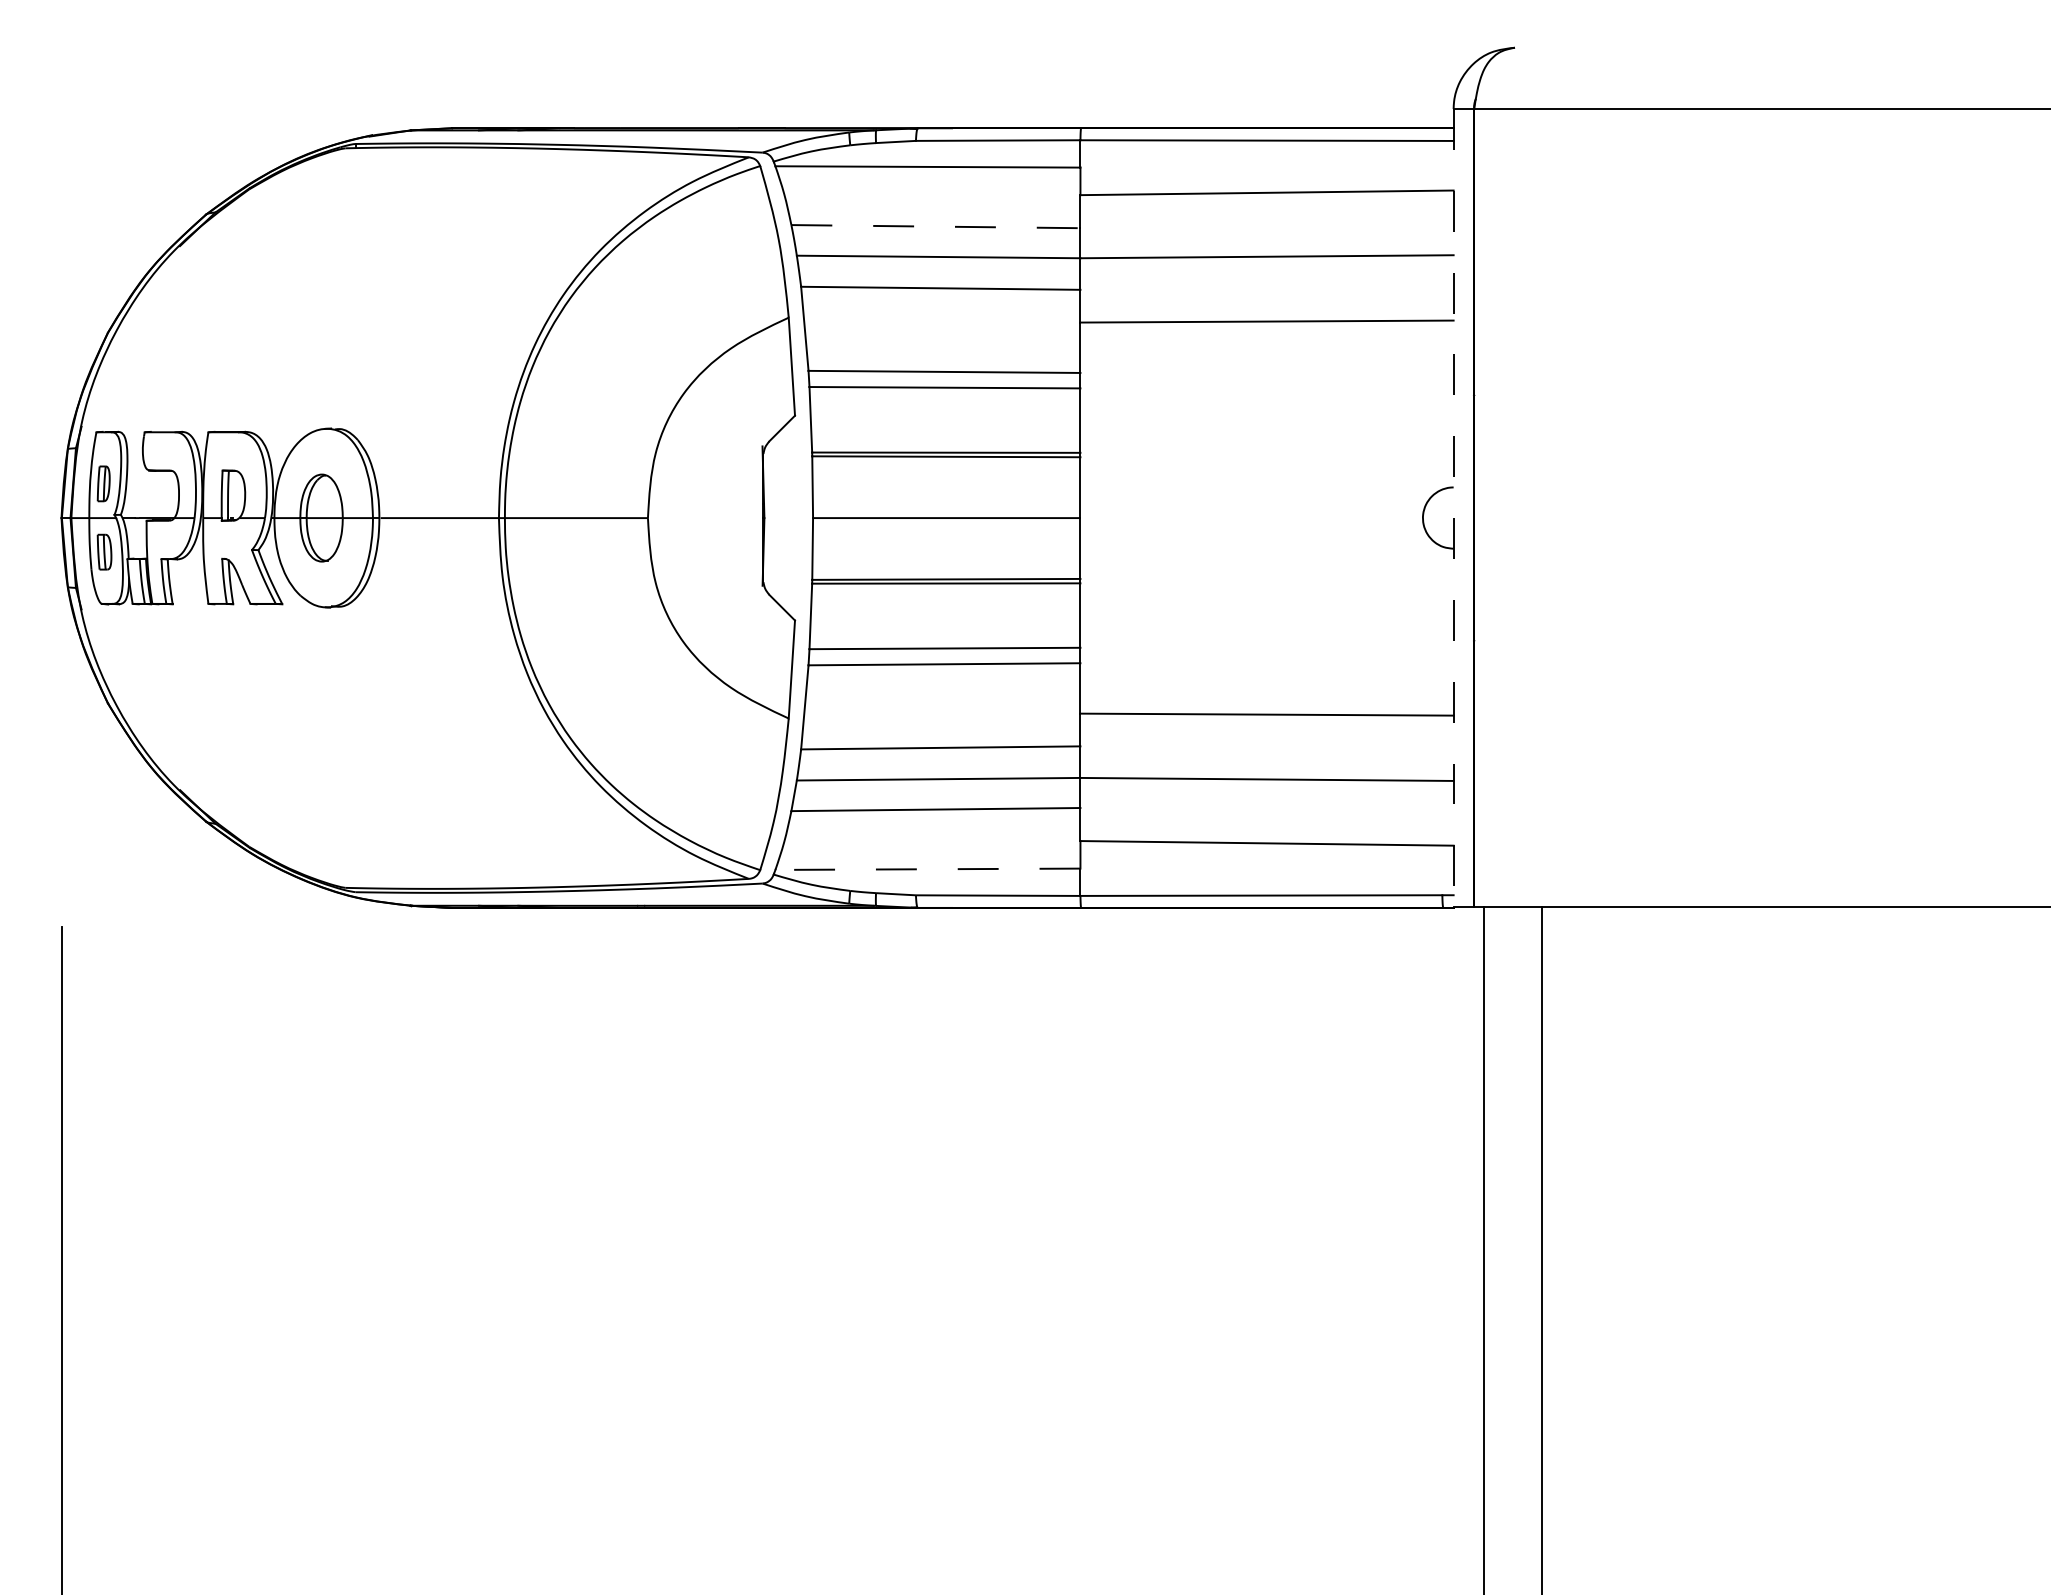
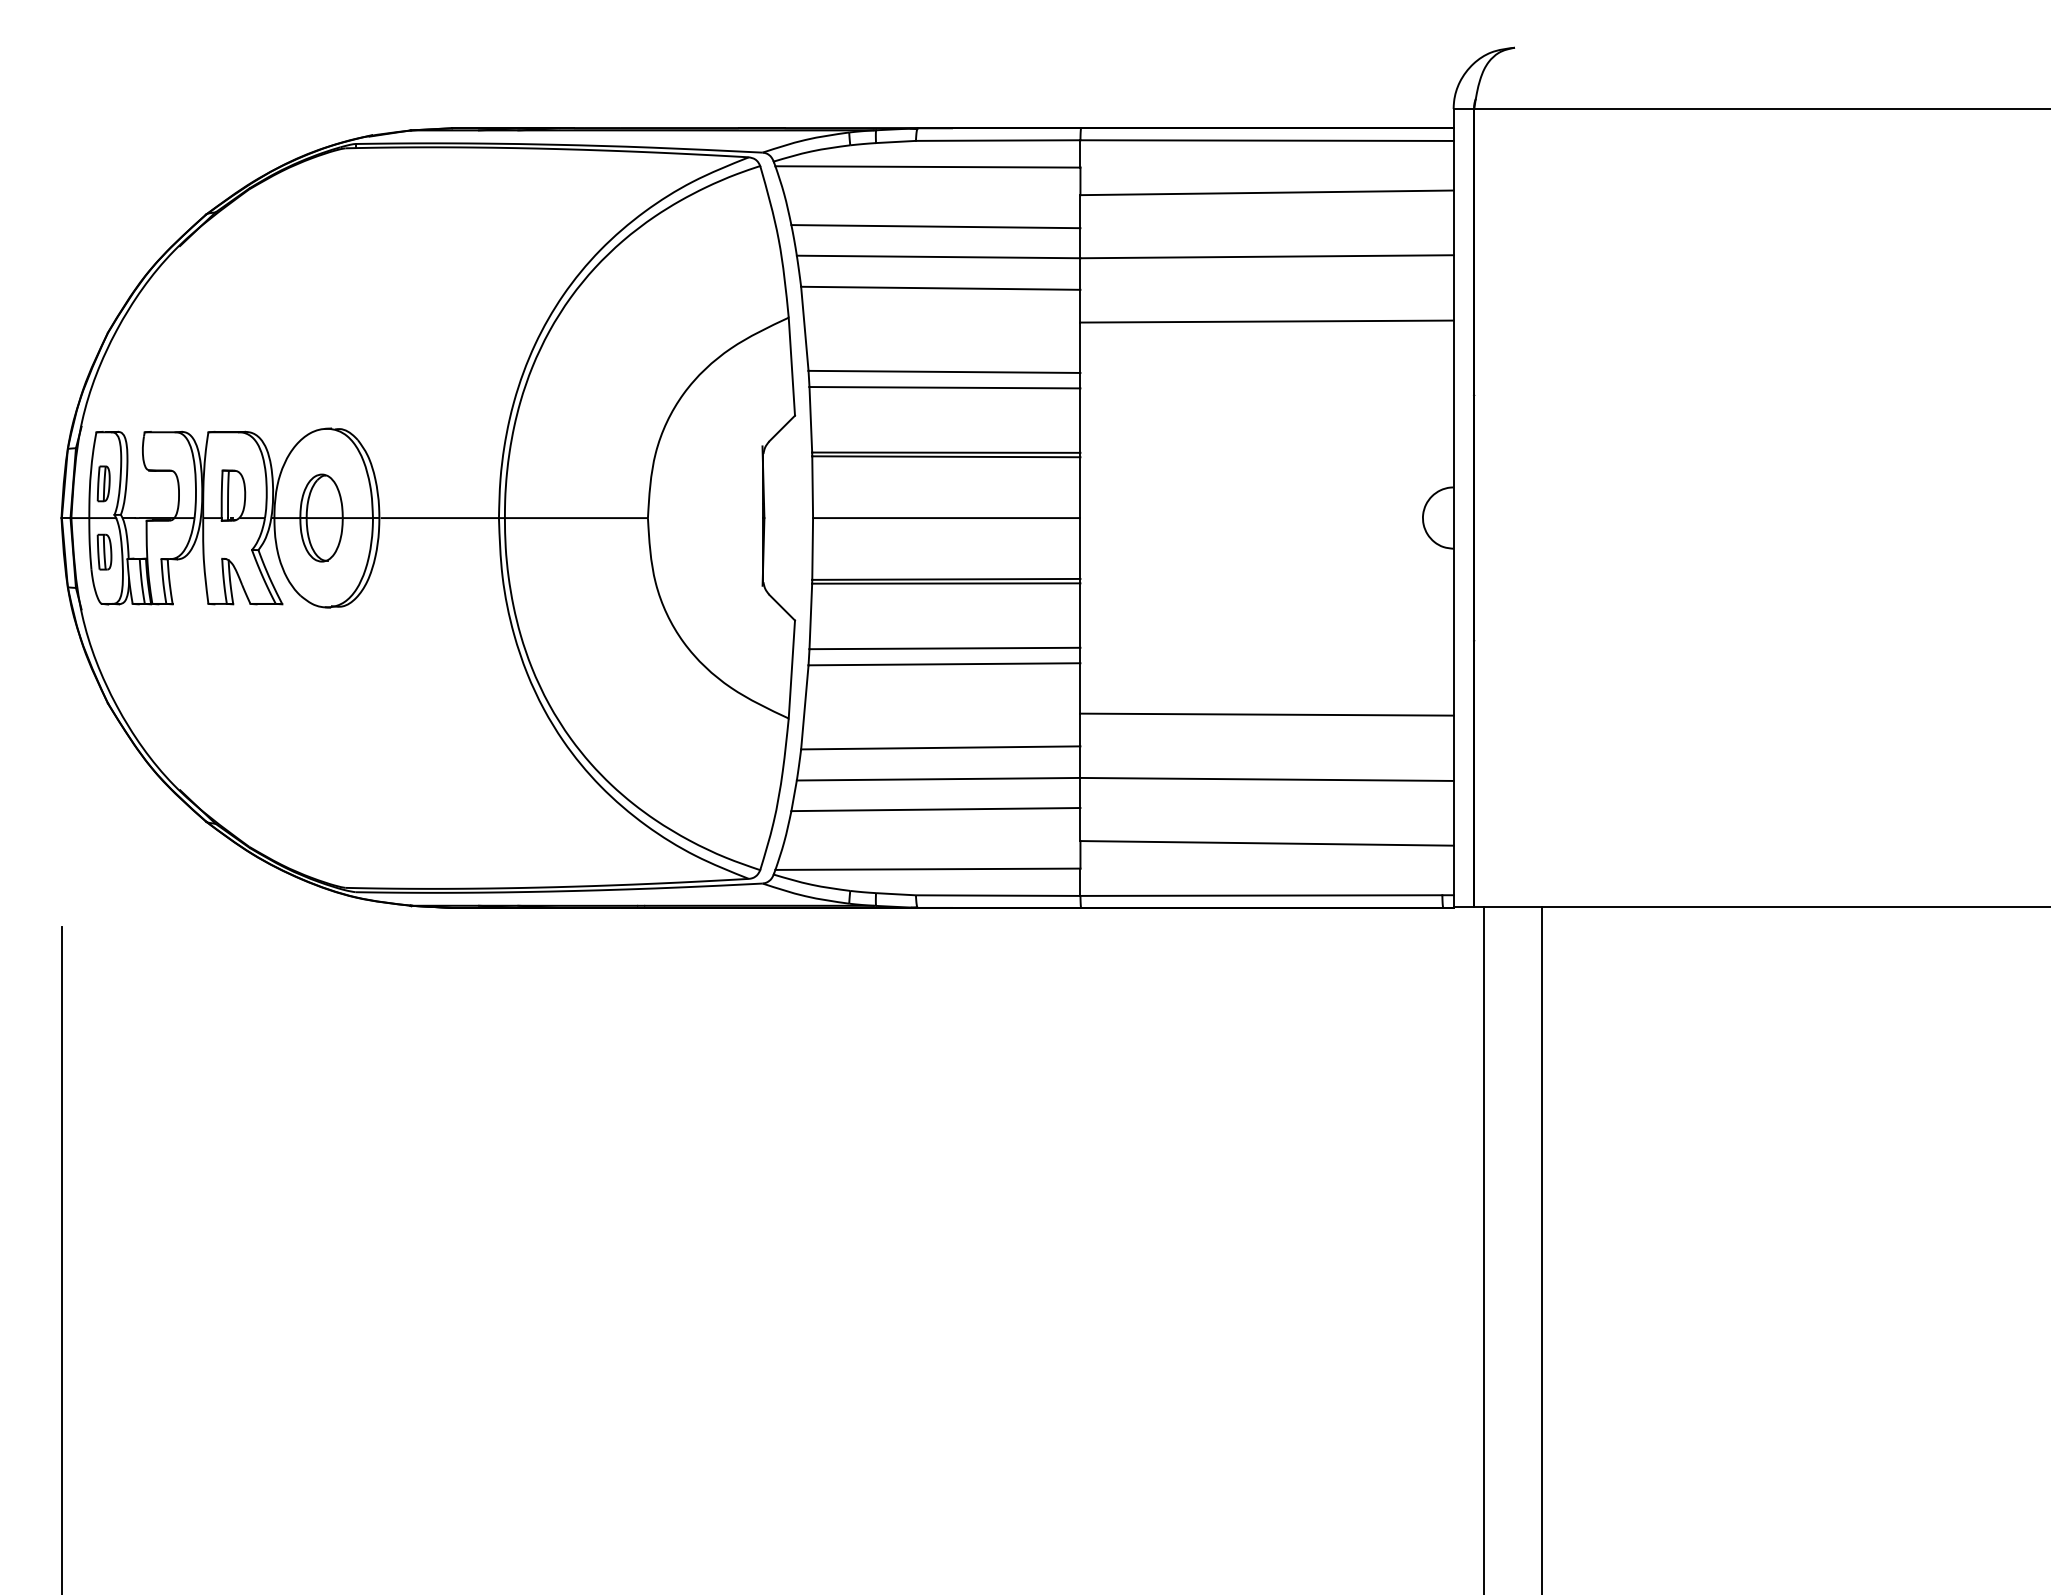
line: dashed -> solid (935, 226)
line: dashed -> solid (1453, 507)
line: dashed -> solid (927, 869)
